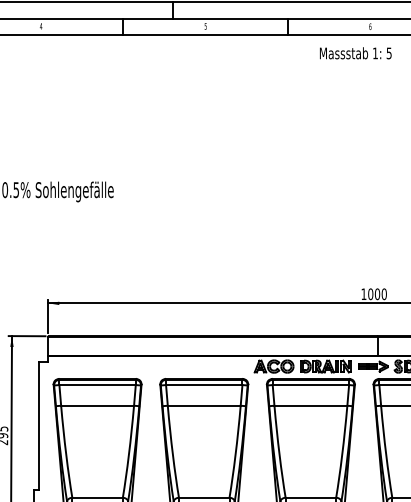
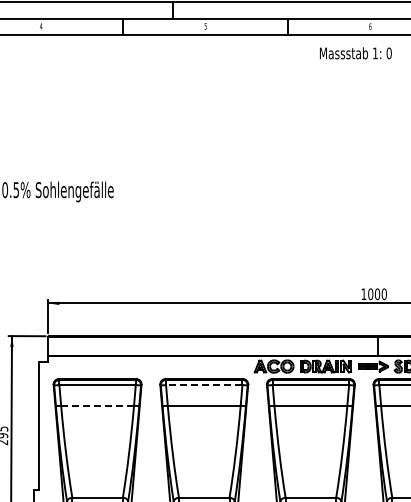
text: 5 -> 0 (388, 53)
line: solid -> dashed (203, 385)
line: solid -> dashed (98, 405)
